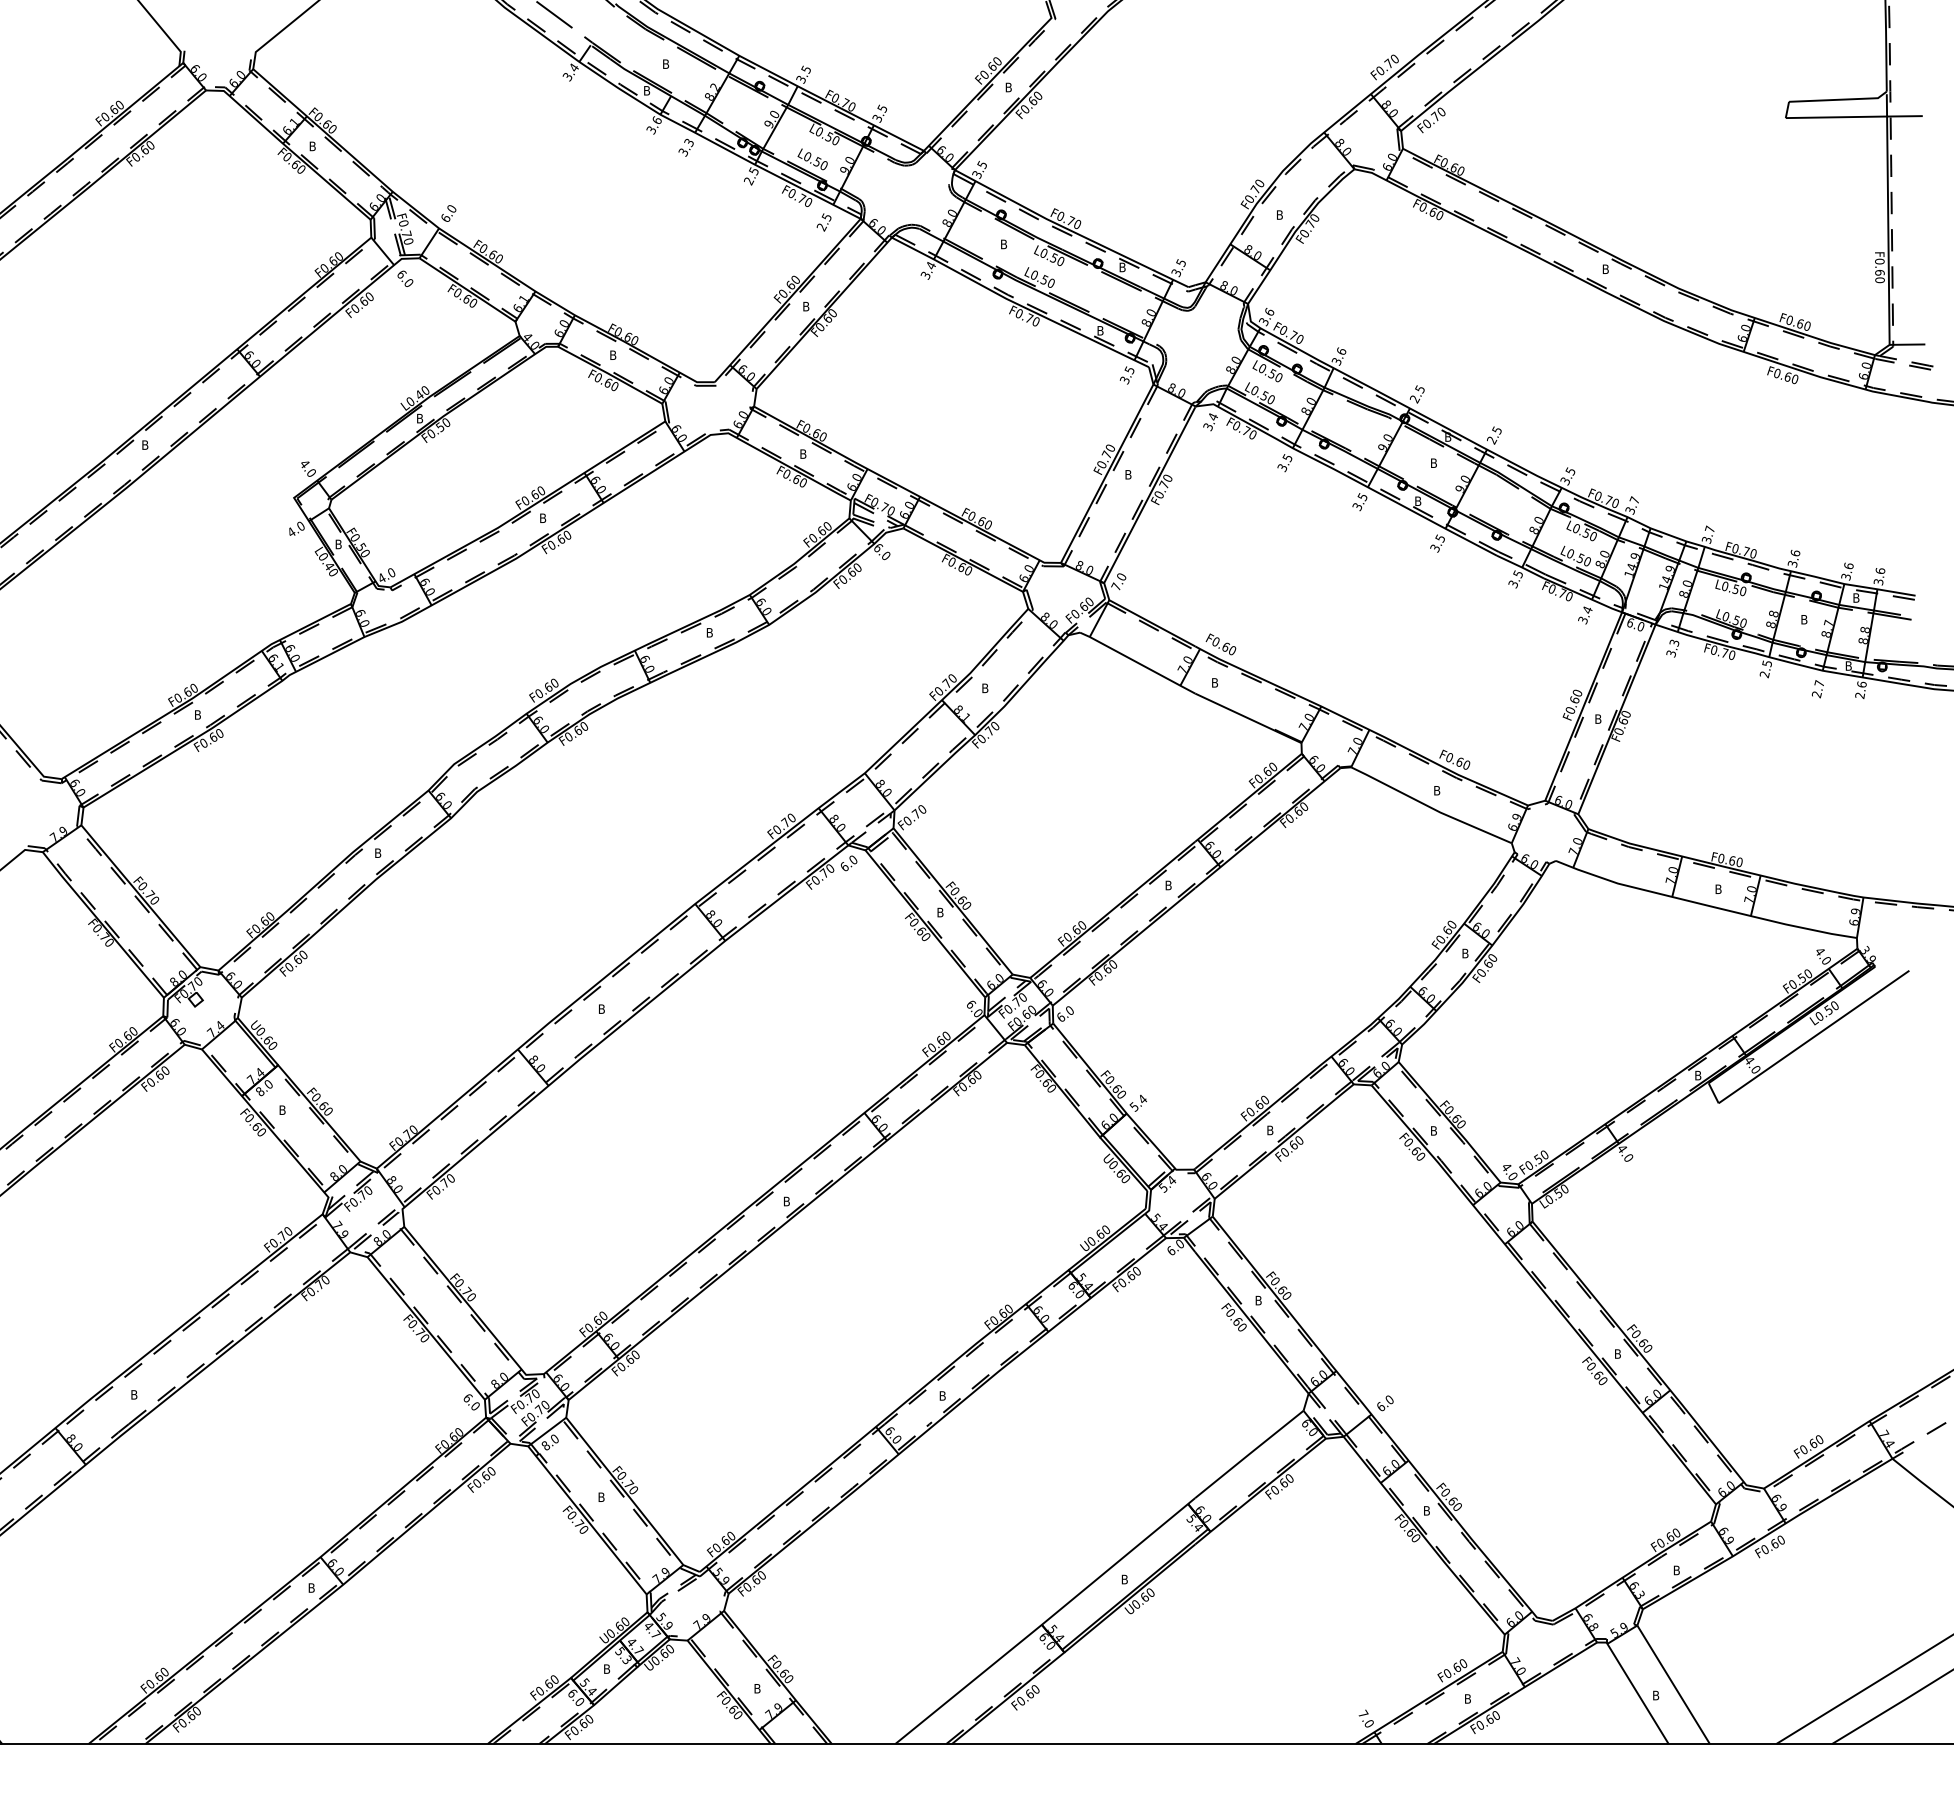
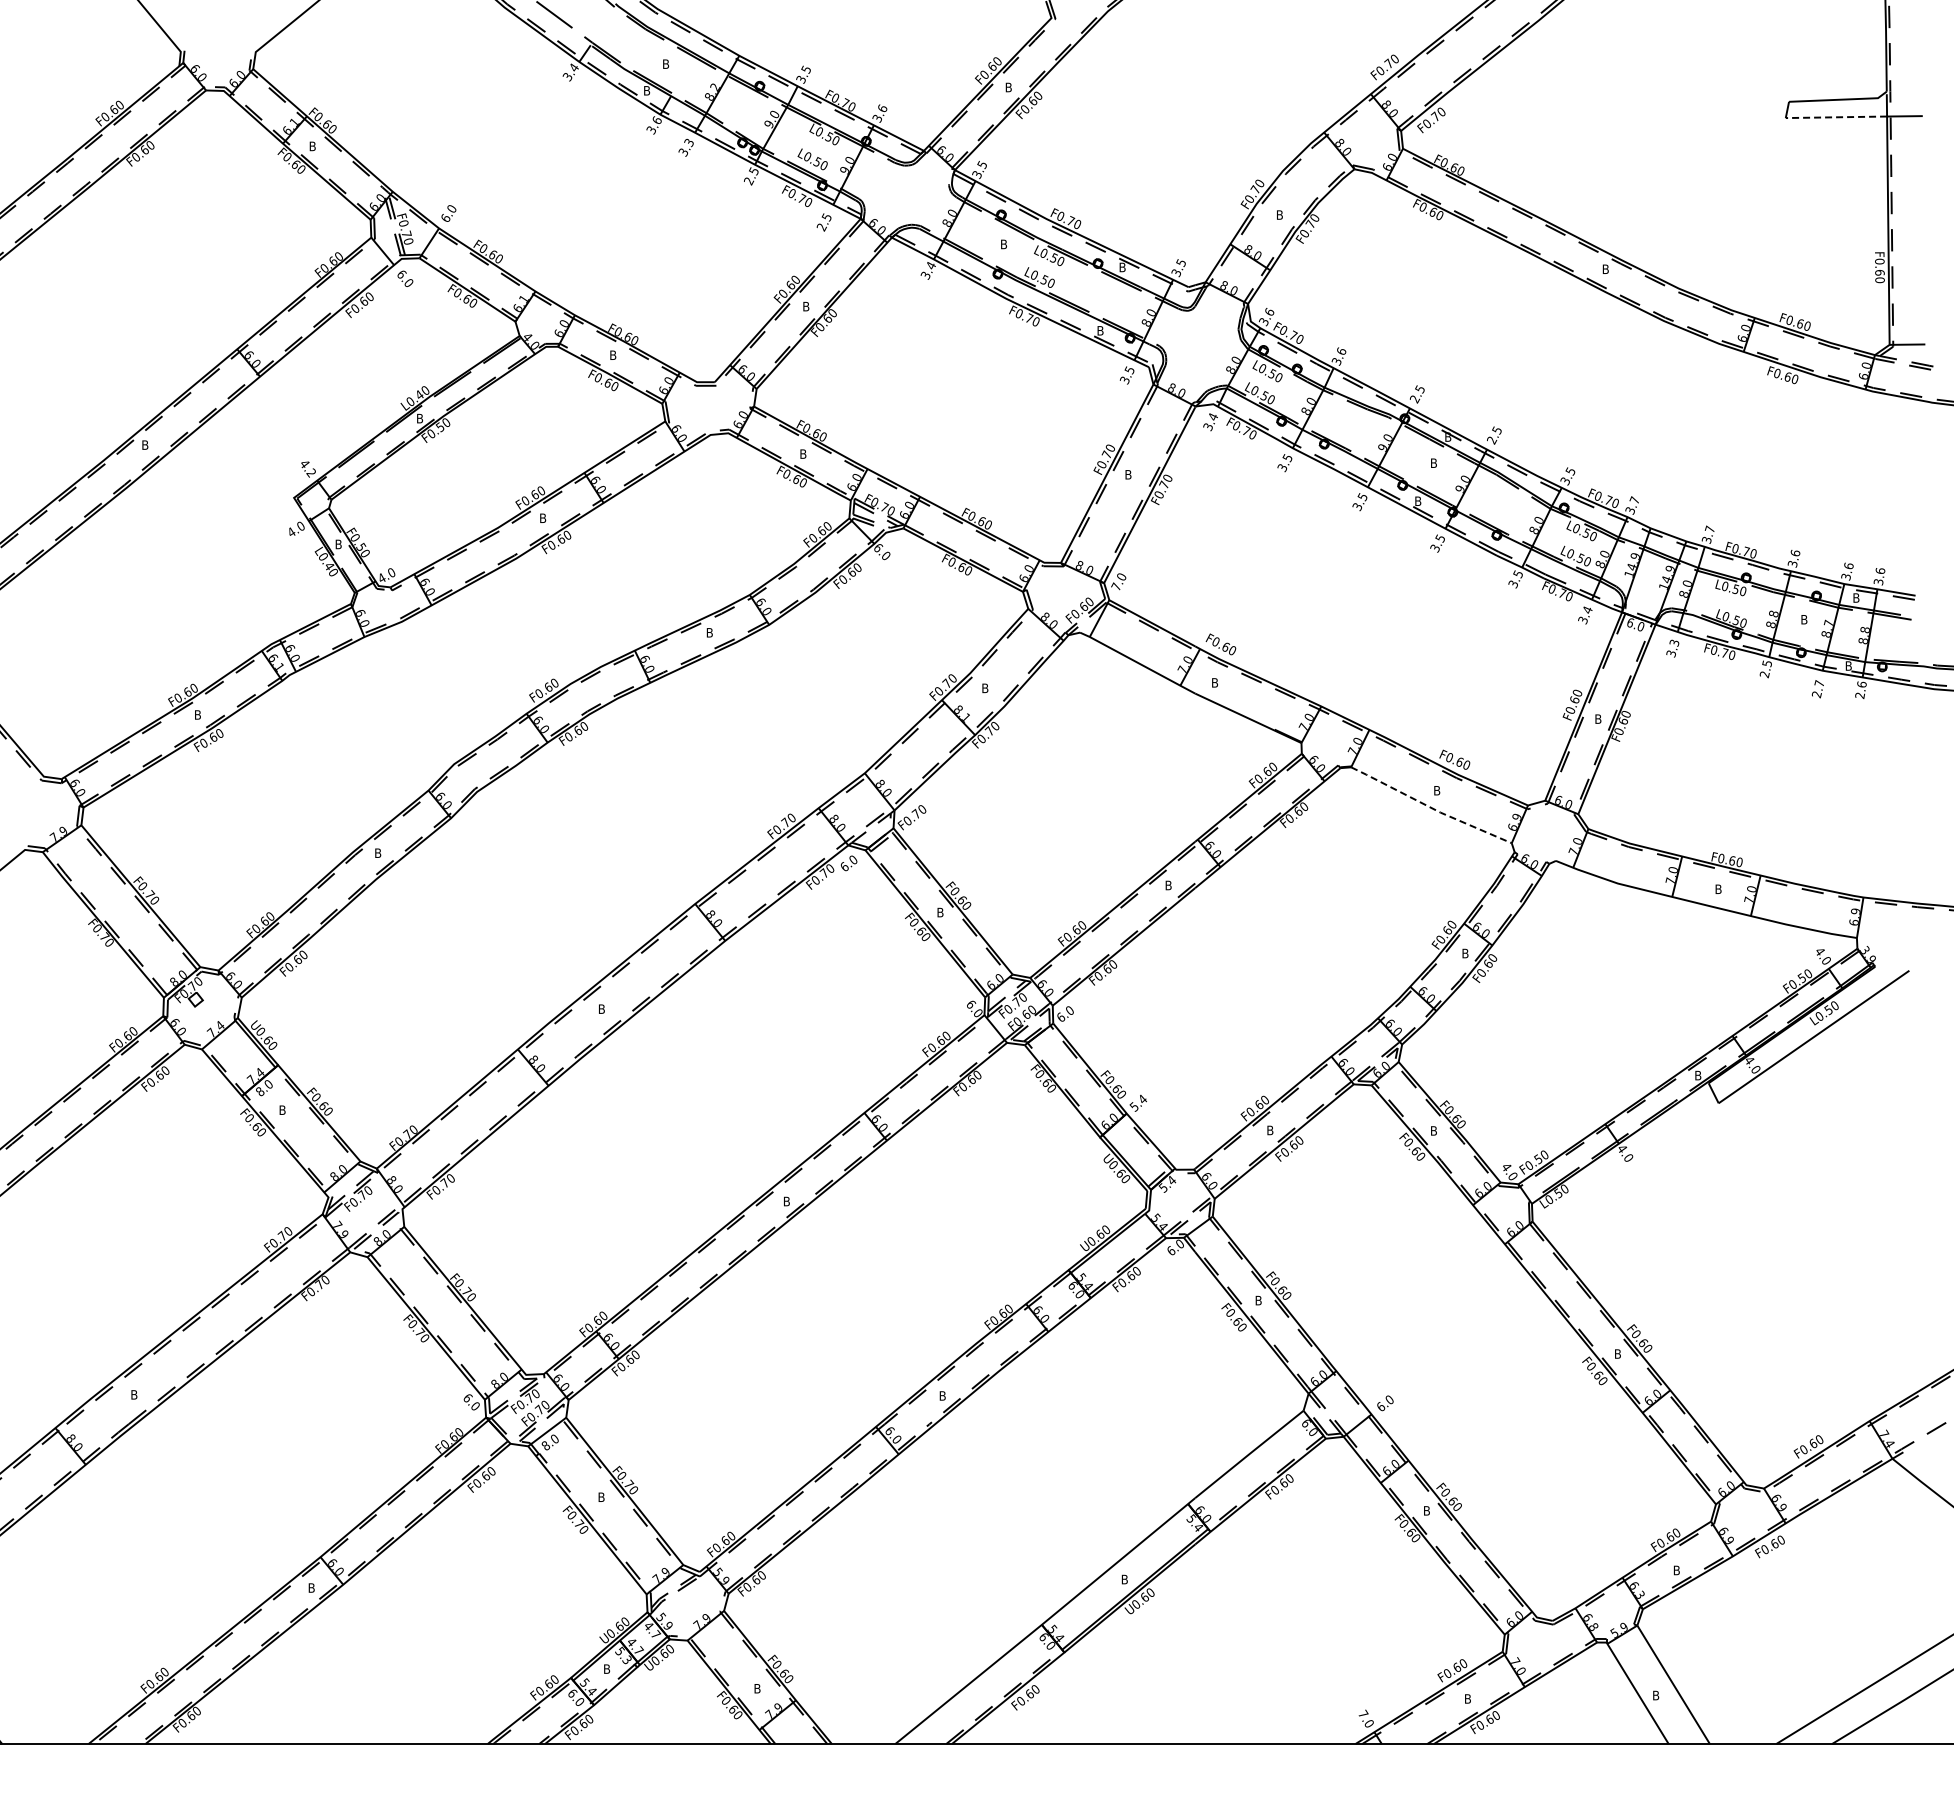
text: 3.5 -> 3.6 (882, 108)
line: solid -> dashed (1836, 117)
text: 4.0 -> 4.2 (310, 472)
line: solid -> dashed (1430, 807)
